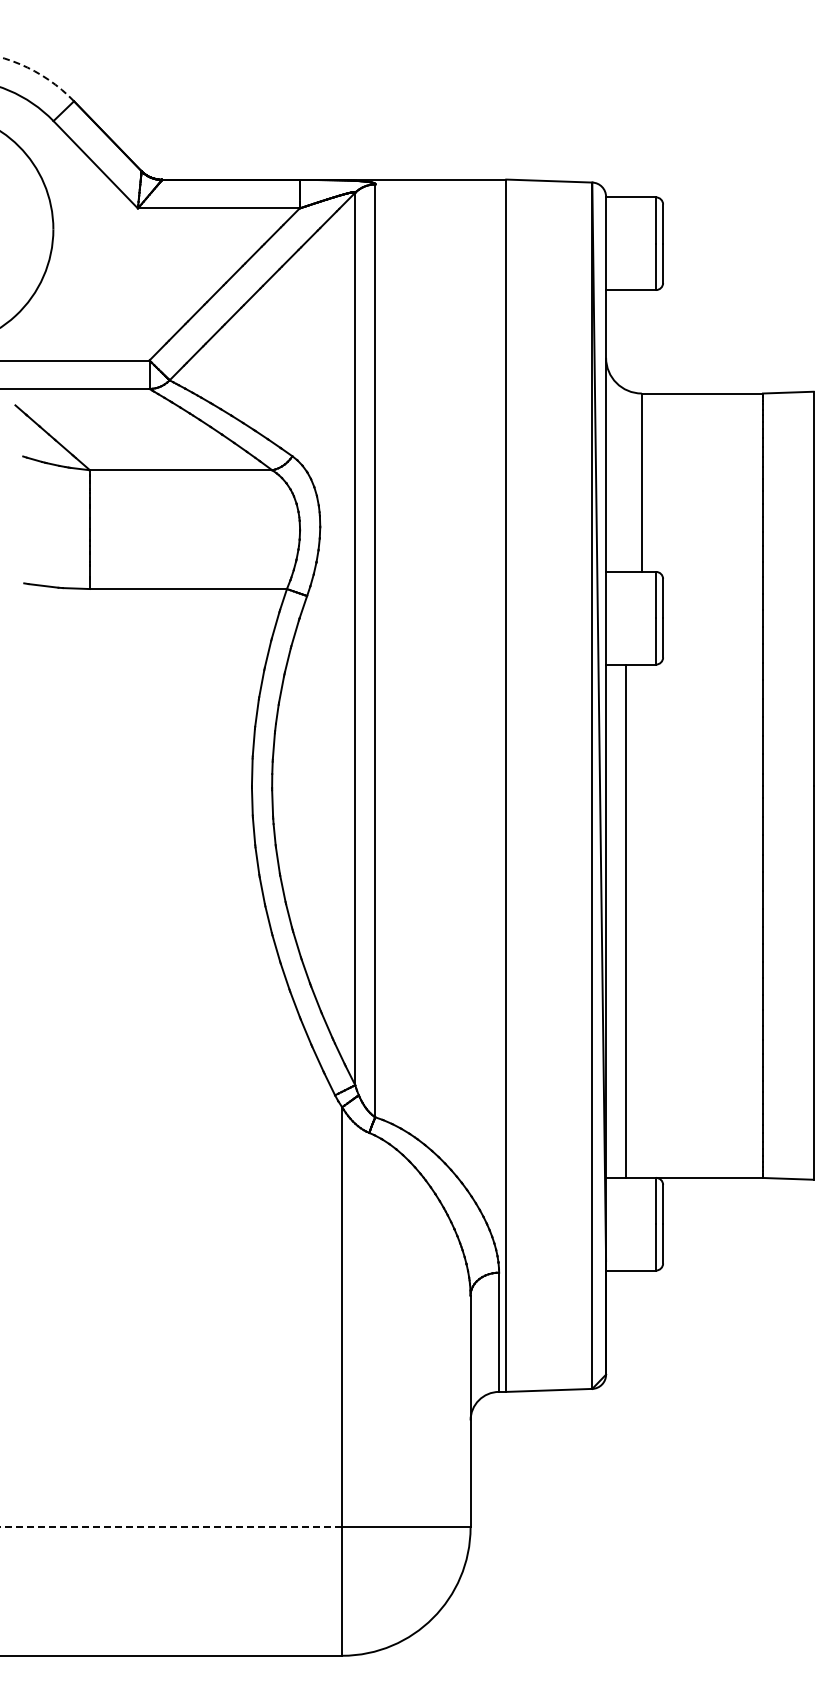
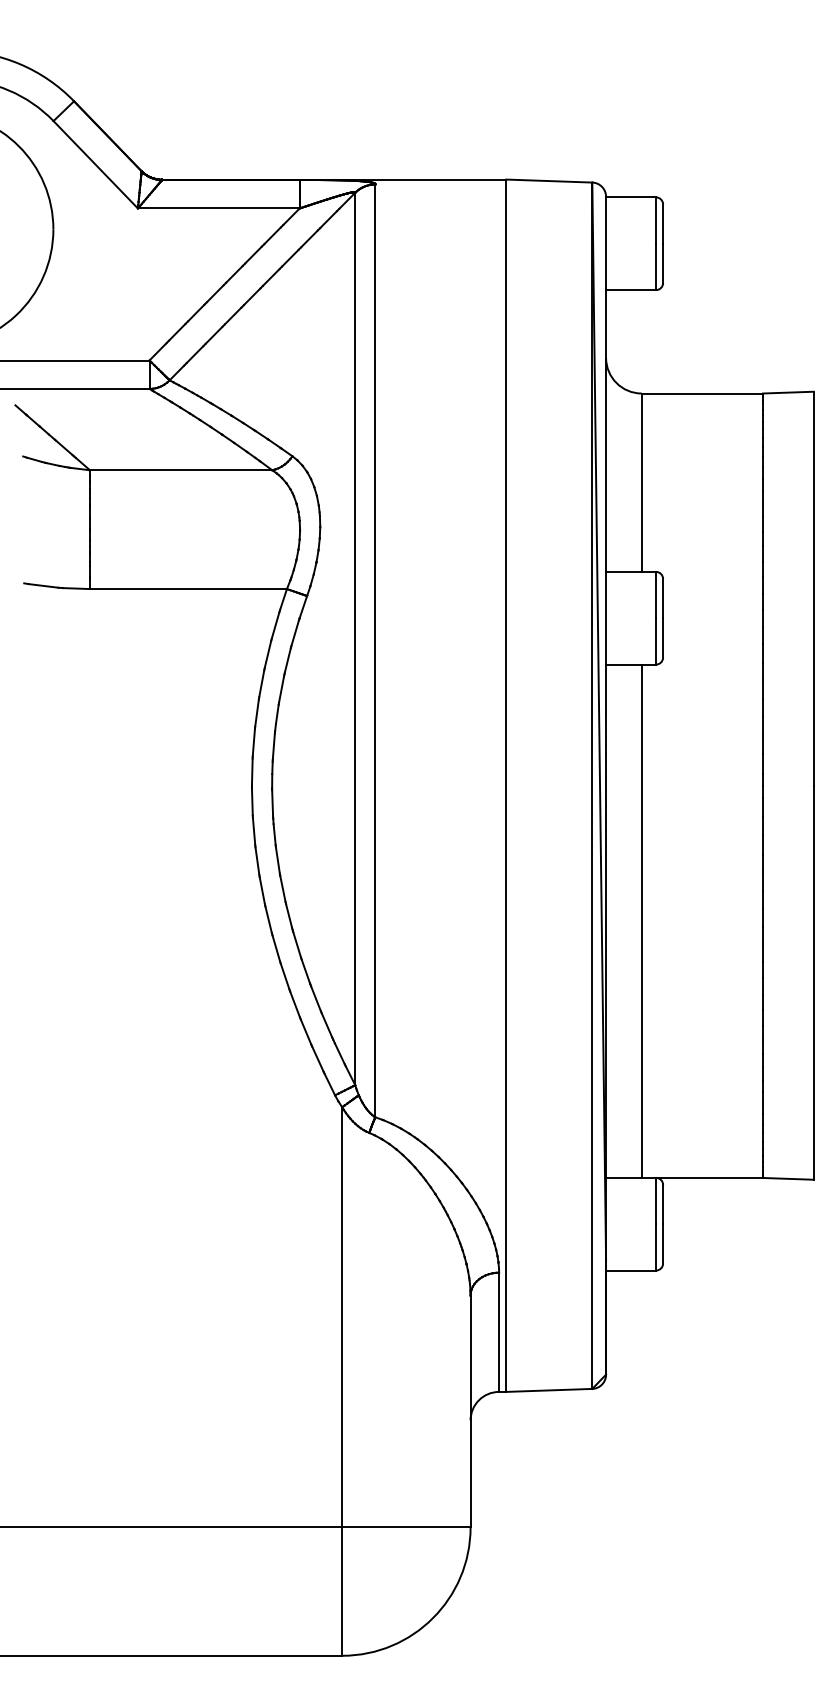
arc: dashed -> solid (39, 74)
line position: (625, 920) -> (641, 920) (641, 920)
line: dashed -> solid (171, 1527)
